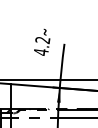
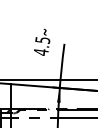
text: 4.2 -> 4.5 (42, 40)
